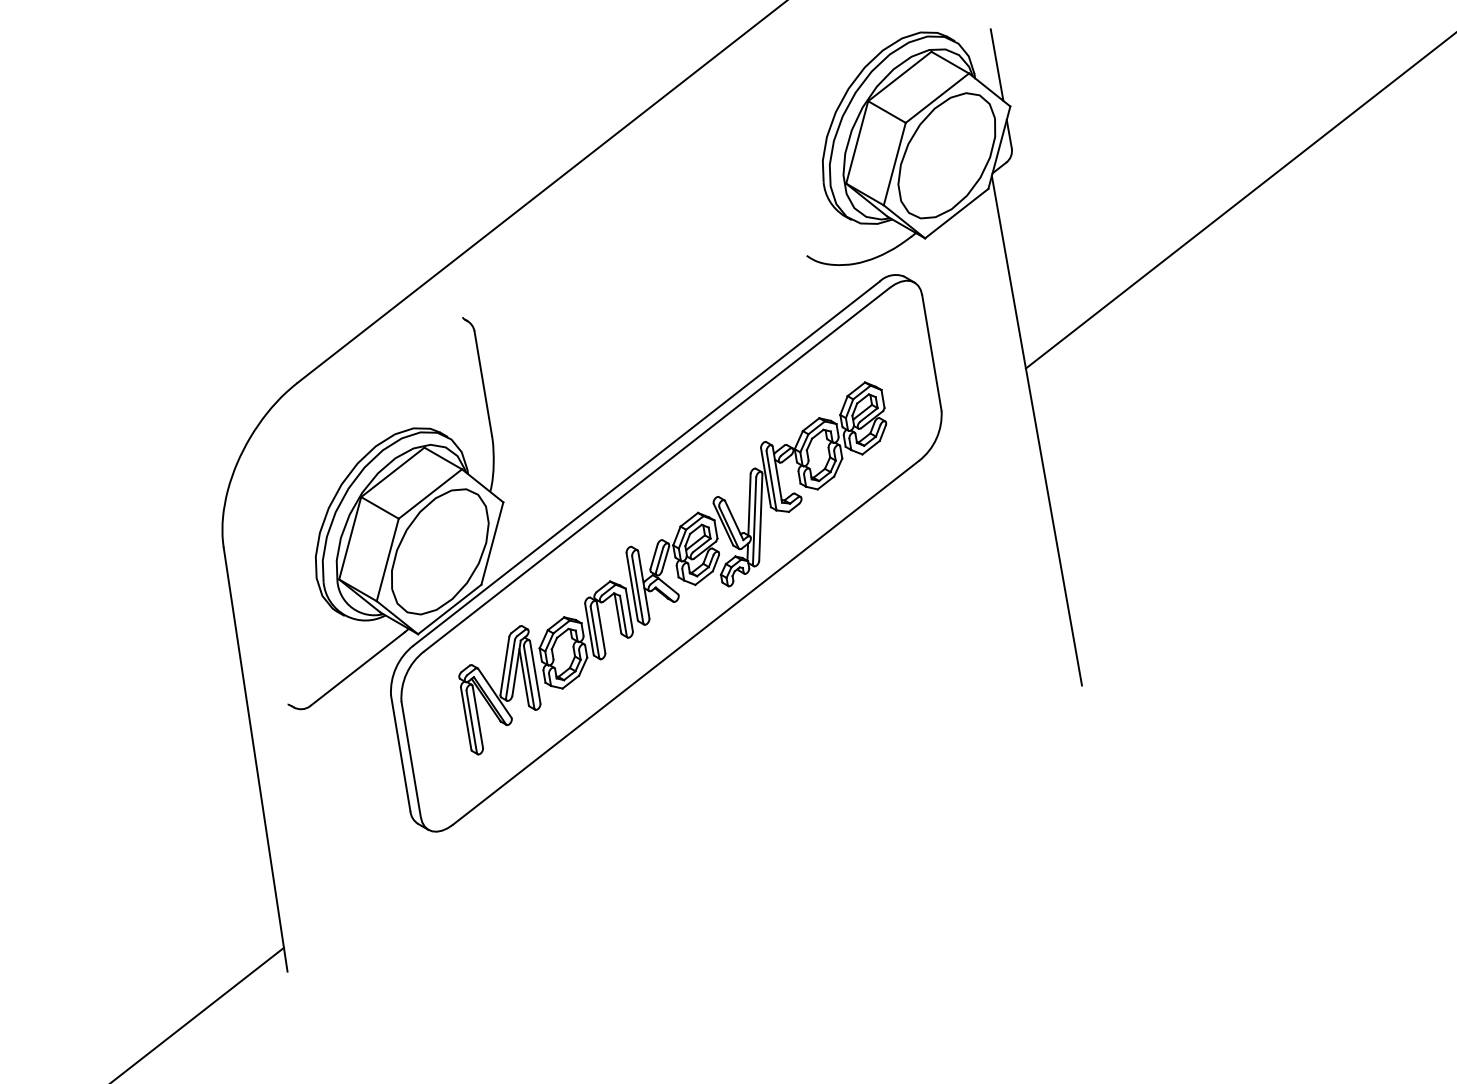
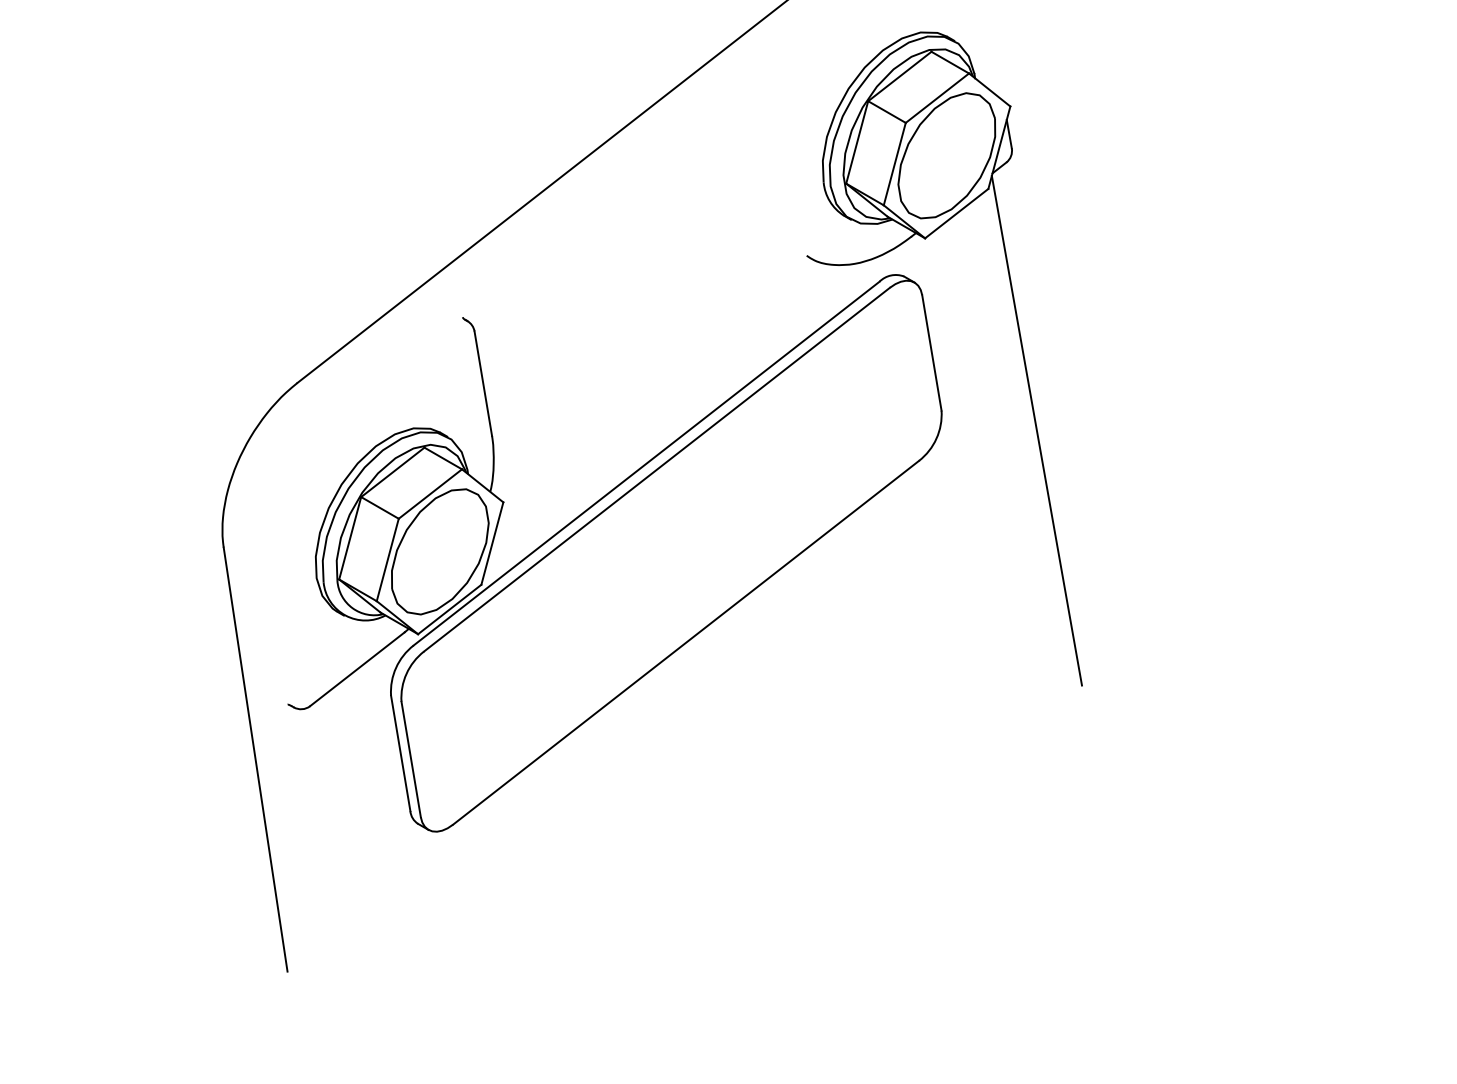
line: present -> none (996, 64)
line: present -> none (1239, 201)
part: present -> none (672, 568)
line: present -> none (198, 1013)
